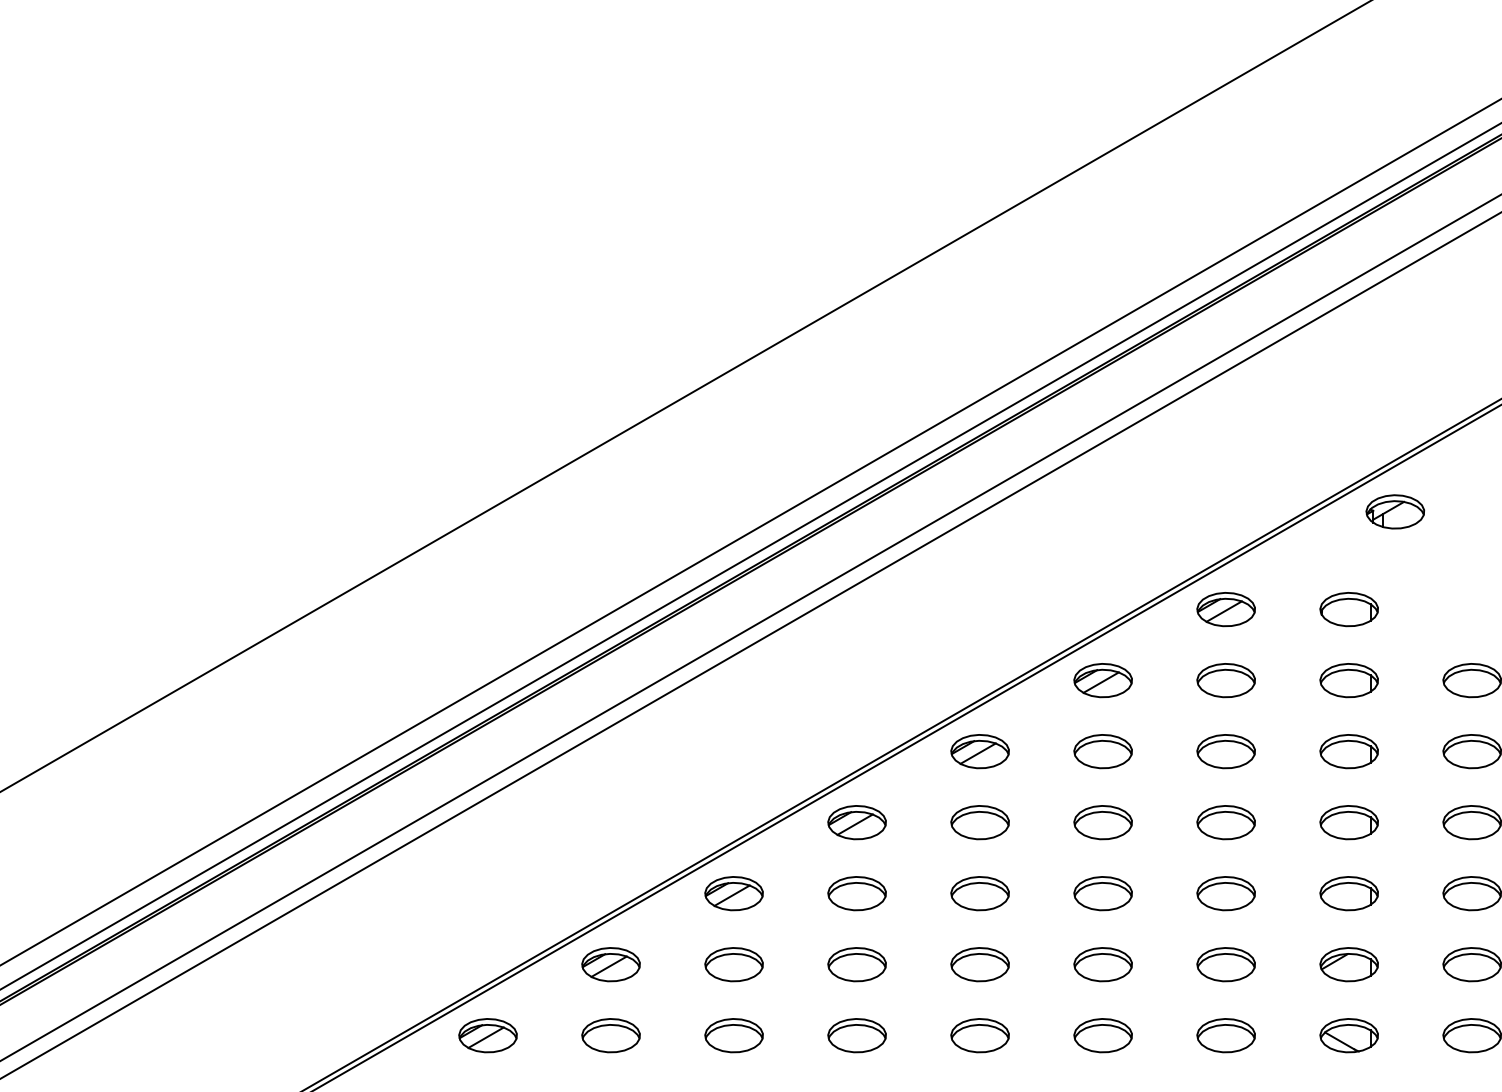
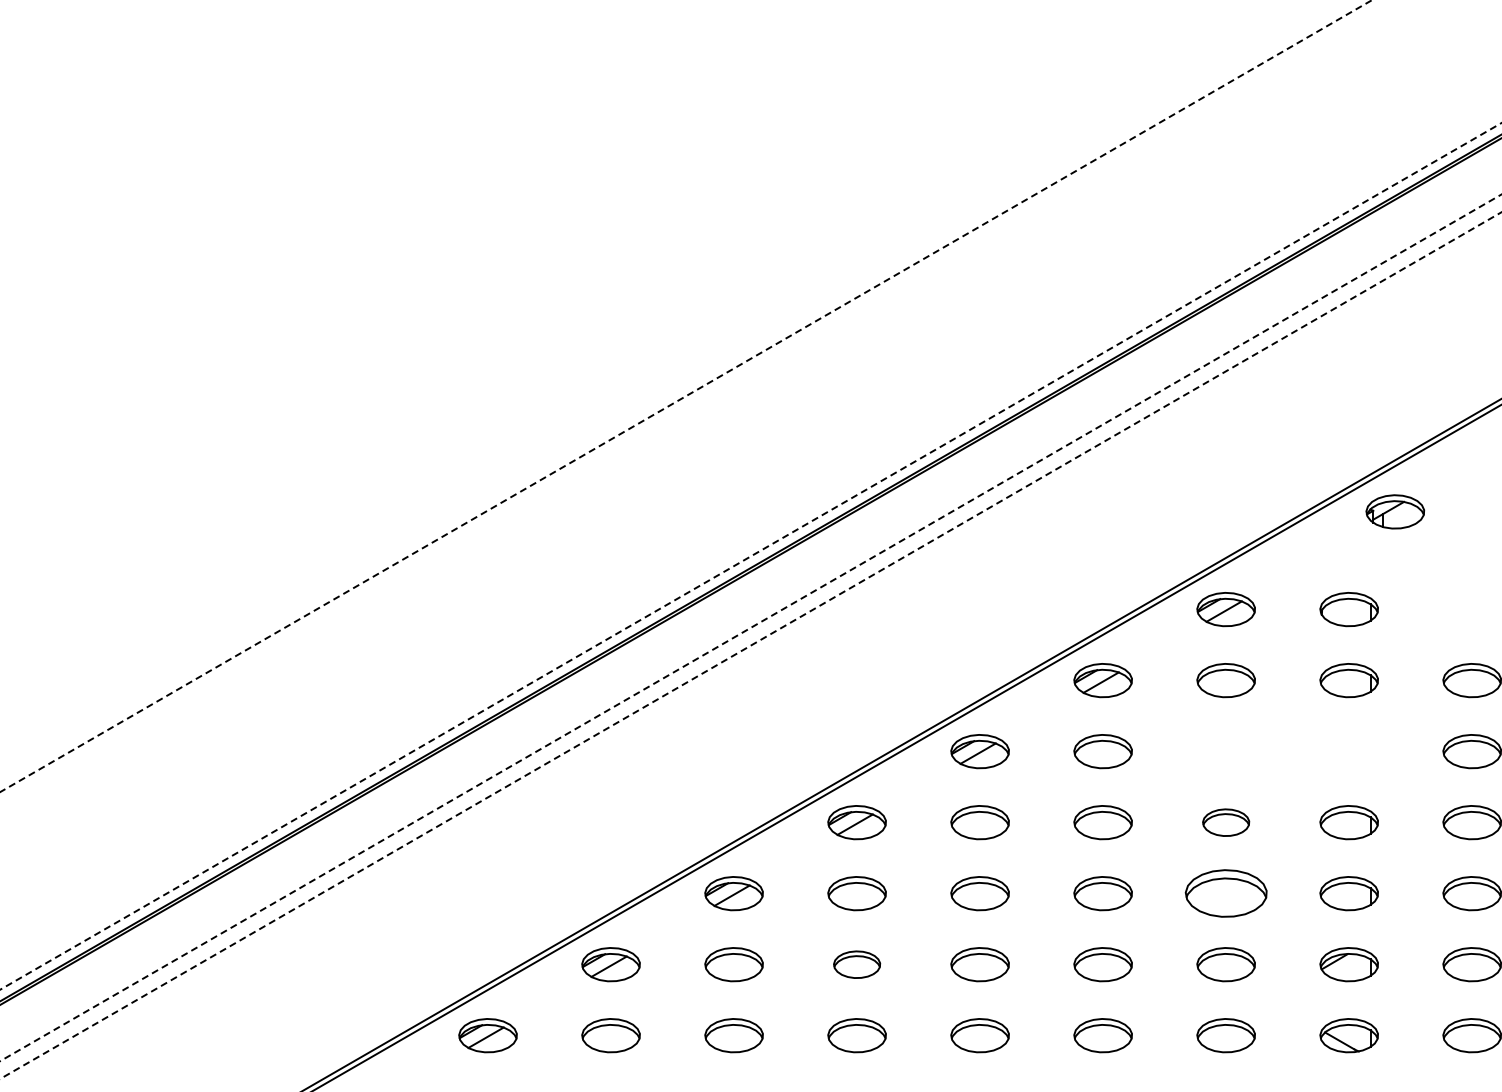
line: solid -> dashed (686, 396)
line: present -> none (750, 532)
line: solid -> dashed (751, 556)
line: solid -> dashed (750, 628)
line: solid -> dashed (751, 645)
part: present -> none (1225, 751)
part: present -> none (1348, 751)
part size: 60x36 px -> 49x29 px (1226, 822)
part size: 60x36 px -> 84x49 px (1225, 893)
part size: 60x36 px -> 49x29 px (857, 964)
